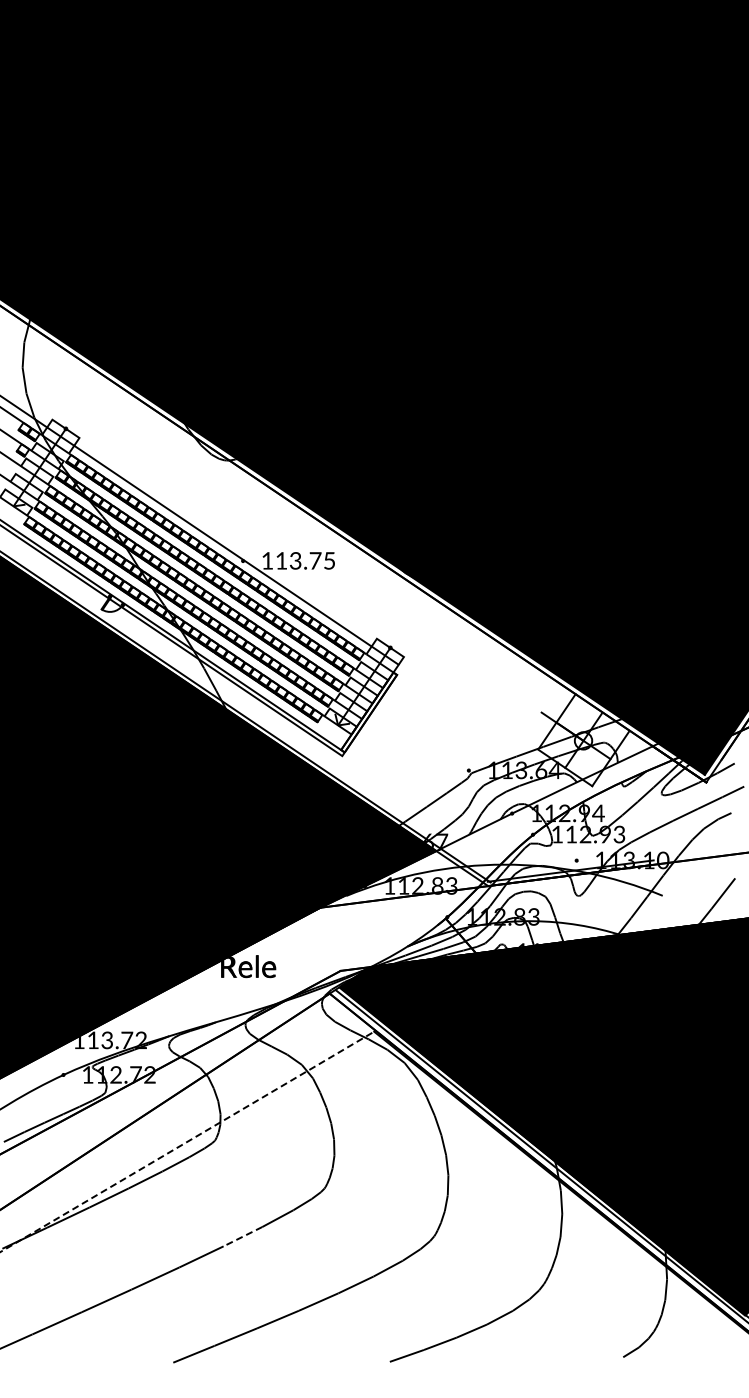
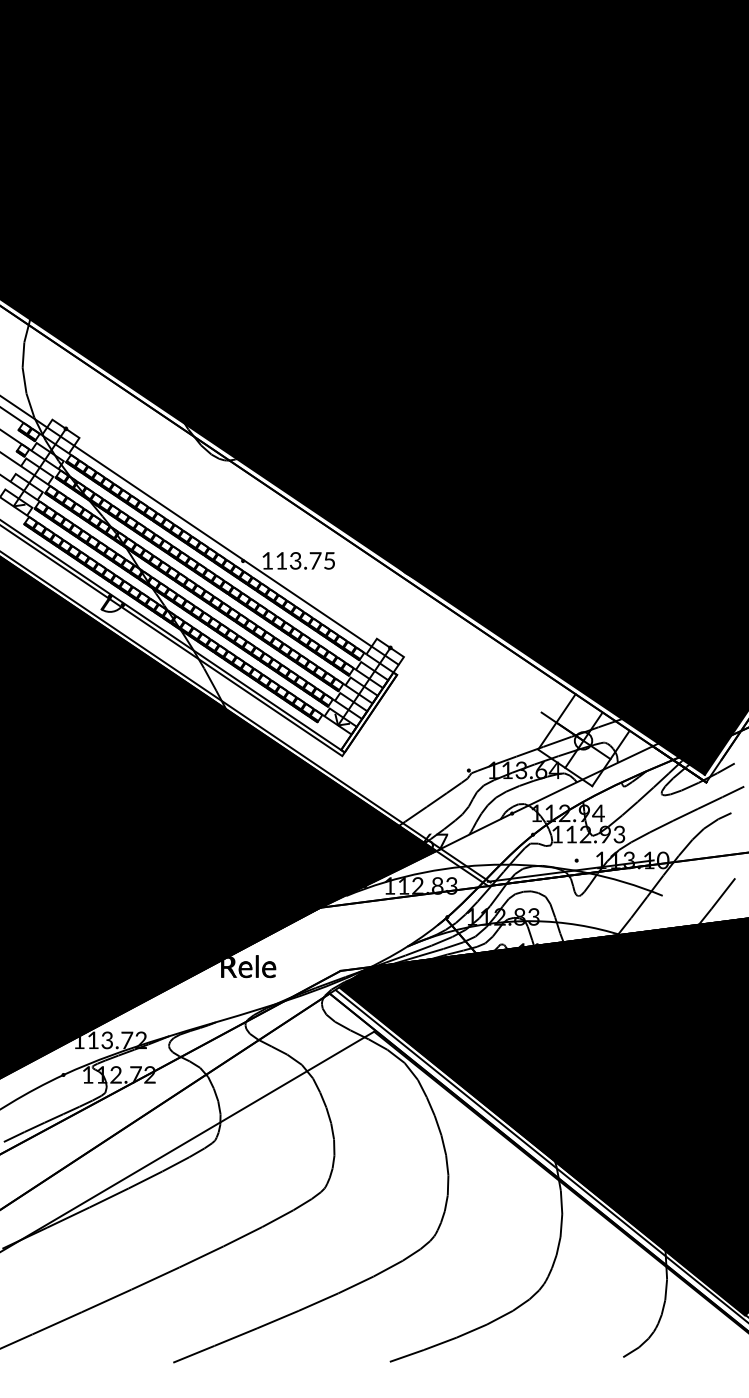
line: dashed -> solid (187, 1141)
line: dashed -> solid (242, 1236)
